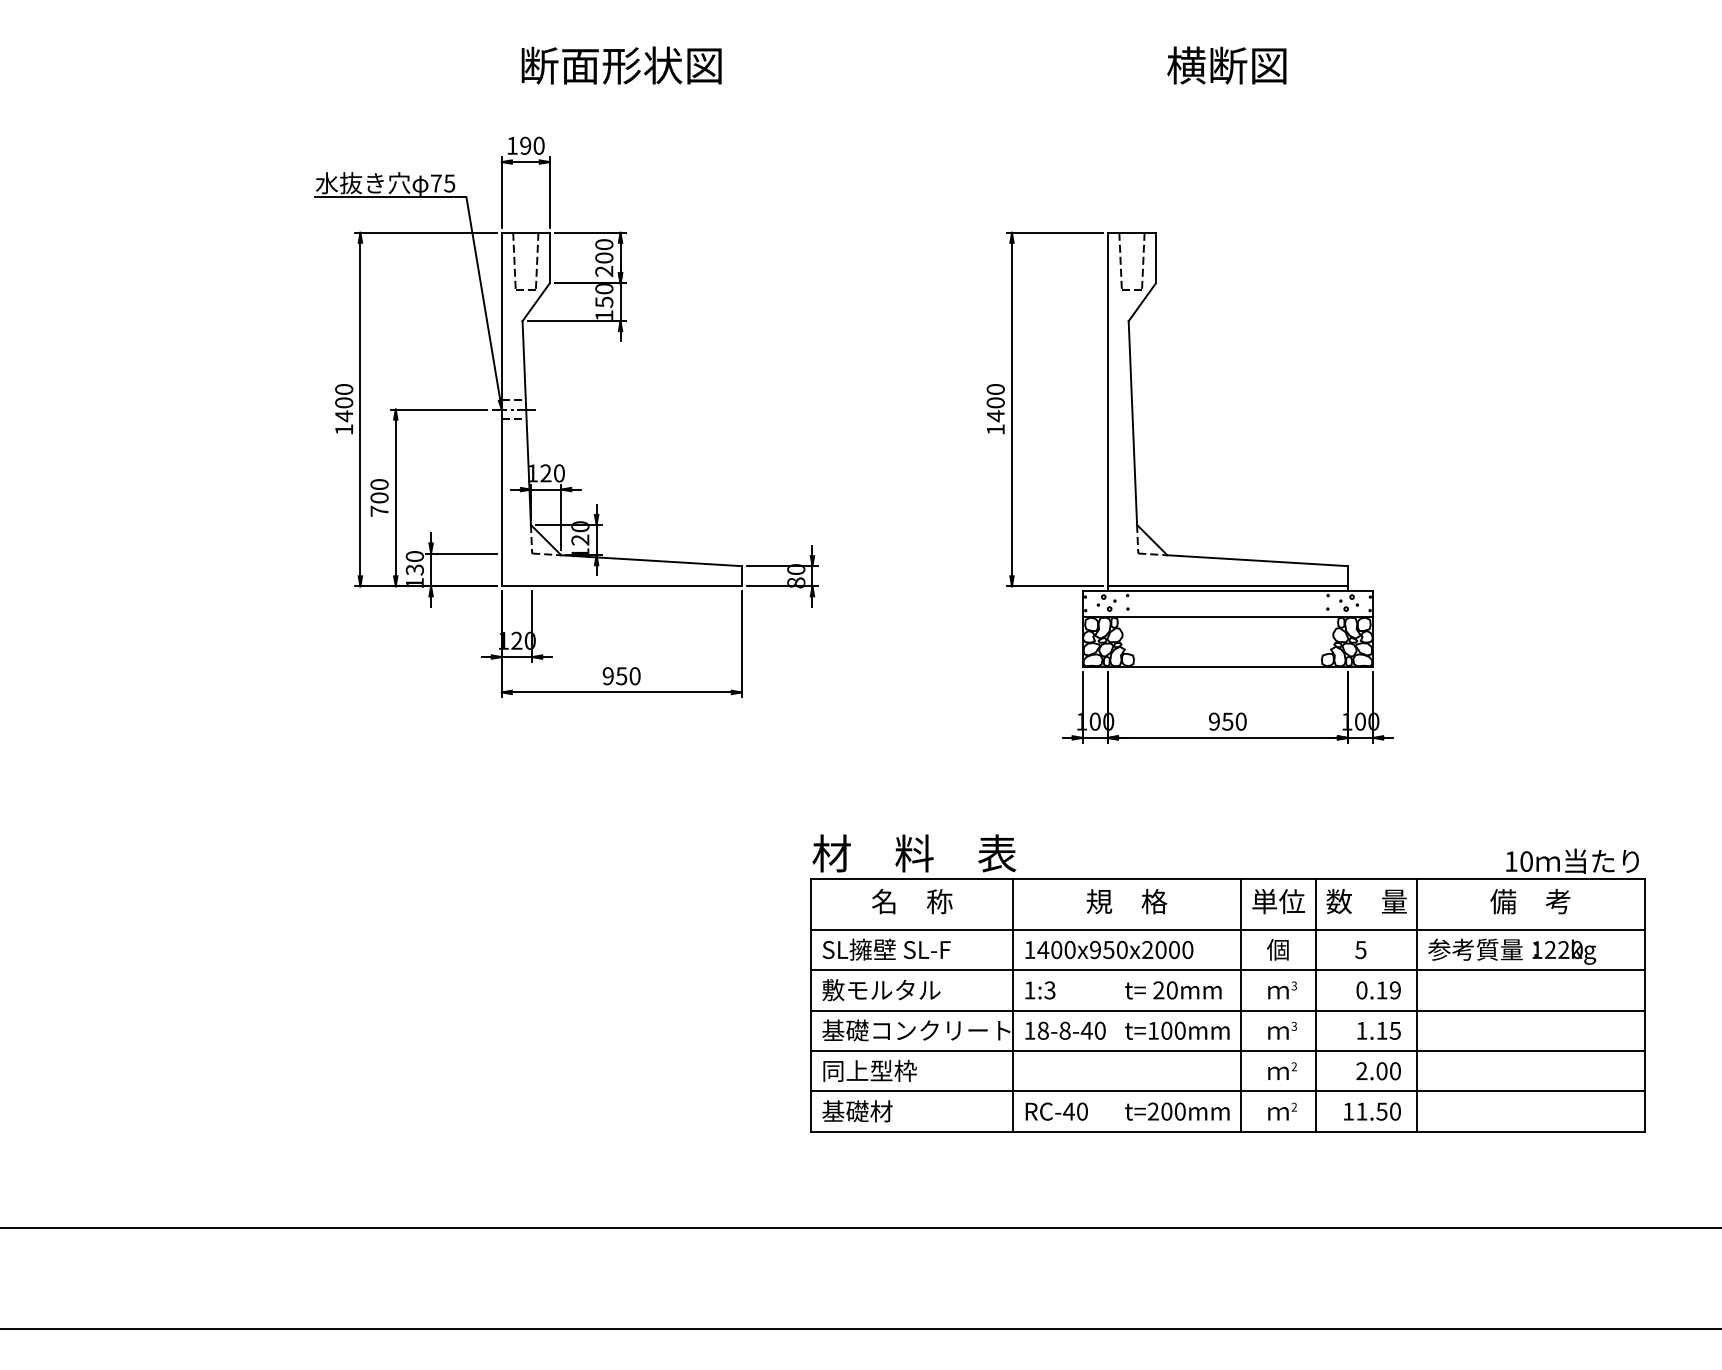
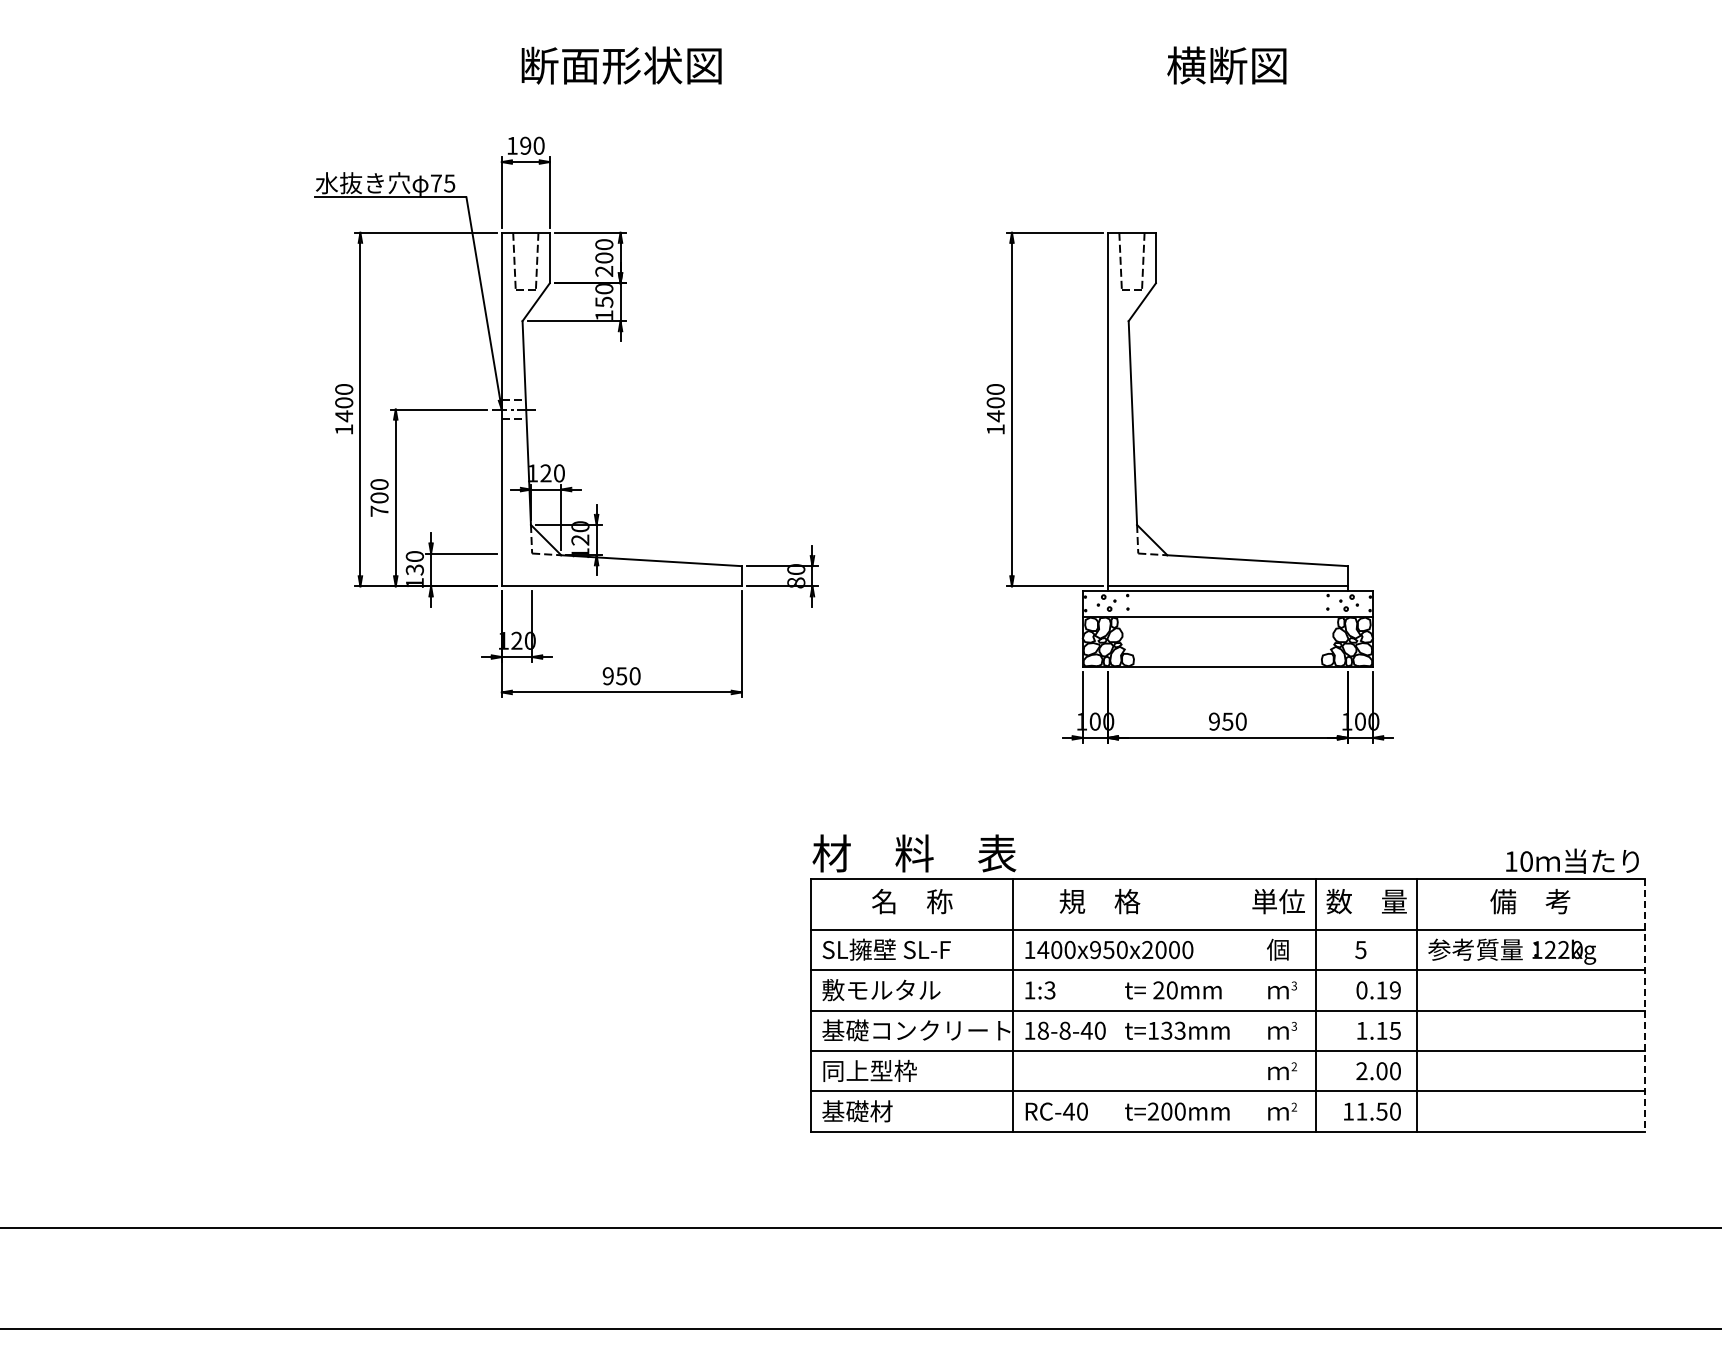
text position: (1126, 901) -> (1099, 901) (1099, 901)
line: present -> none (1240, 1005)
line: solid -> dashed (1644, 1006)
text: t=100mm -> t=133mm (1173, 1030)
